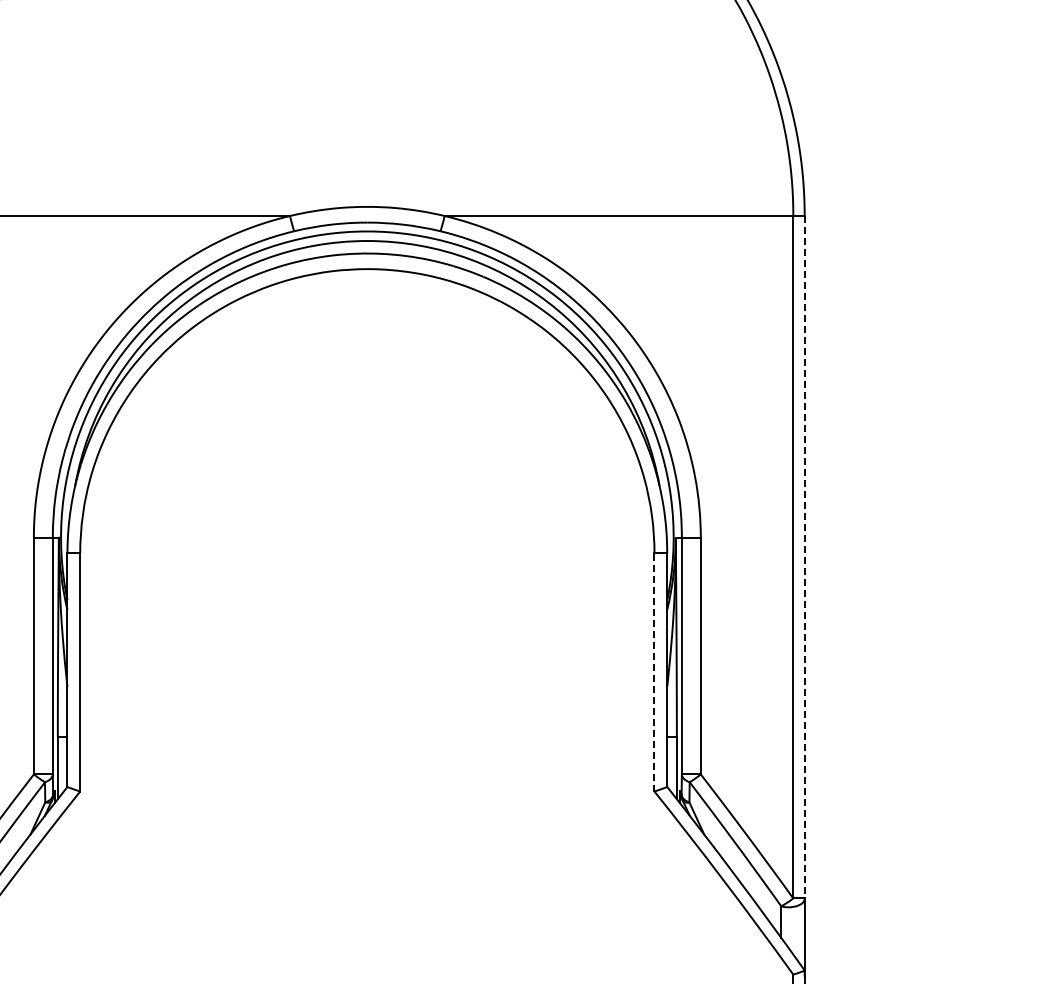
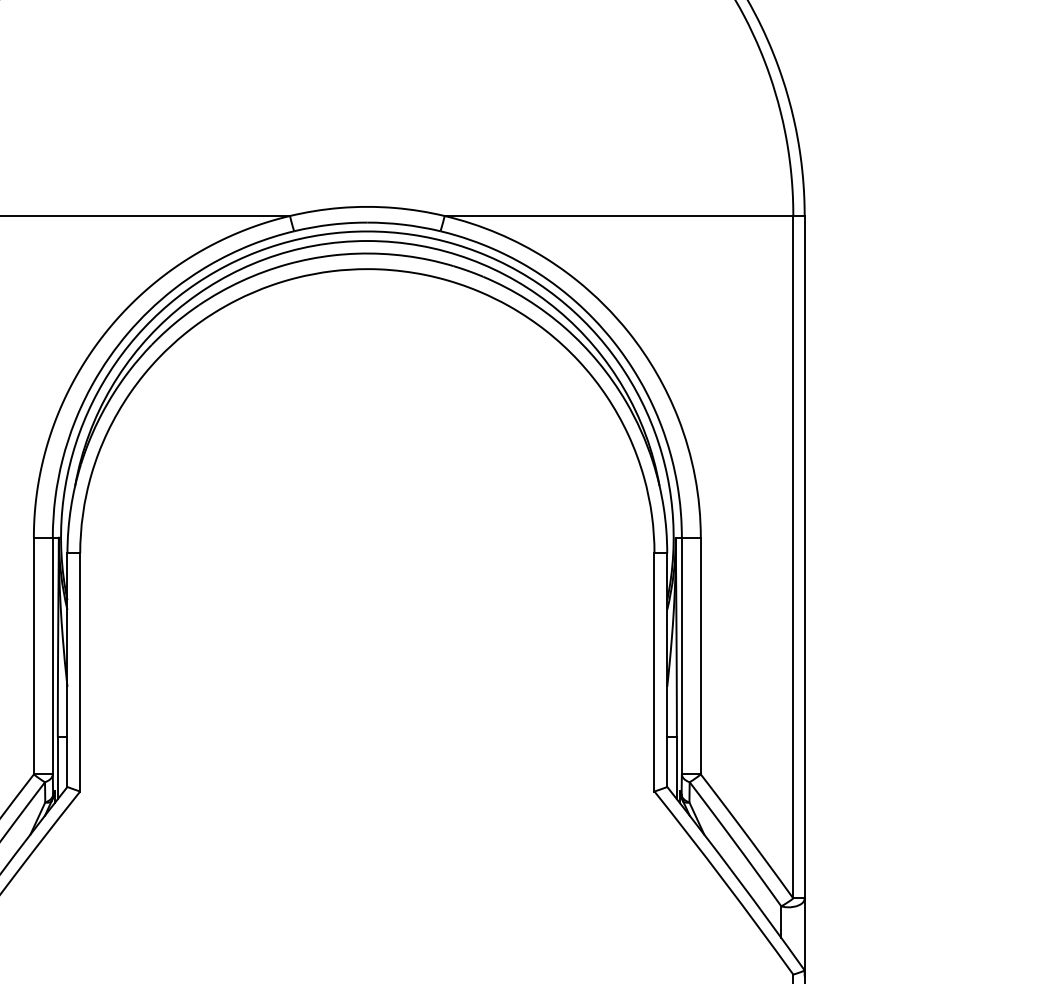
line: dashed -> solid (804, 557)
line: dashed -> solid (654, 671)
